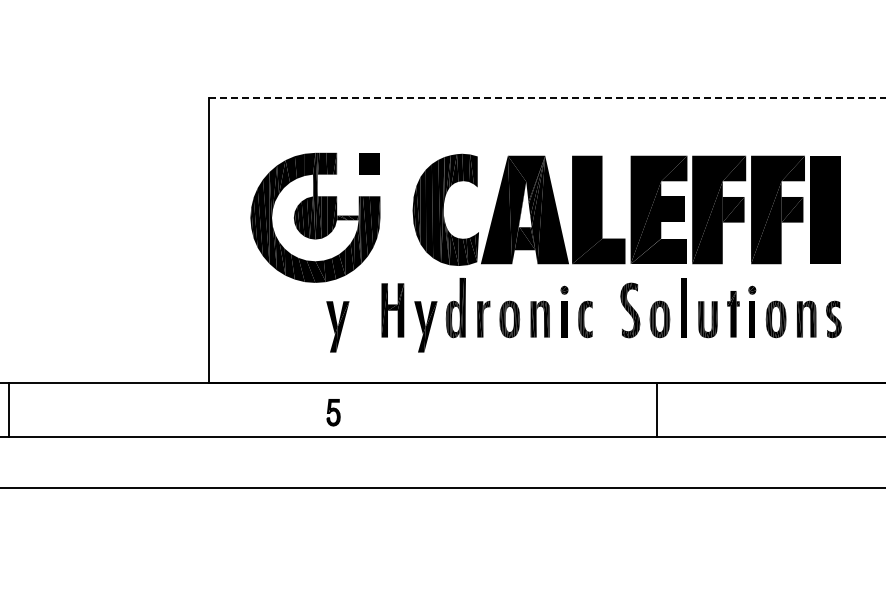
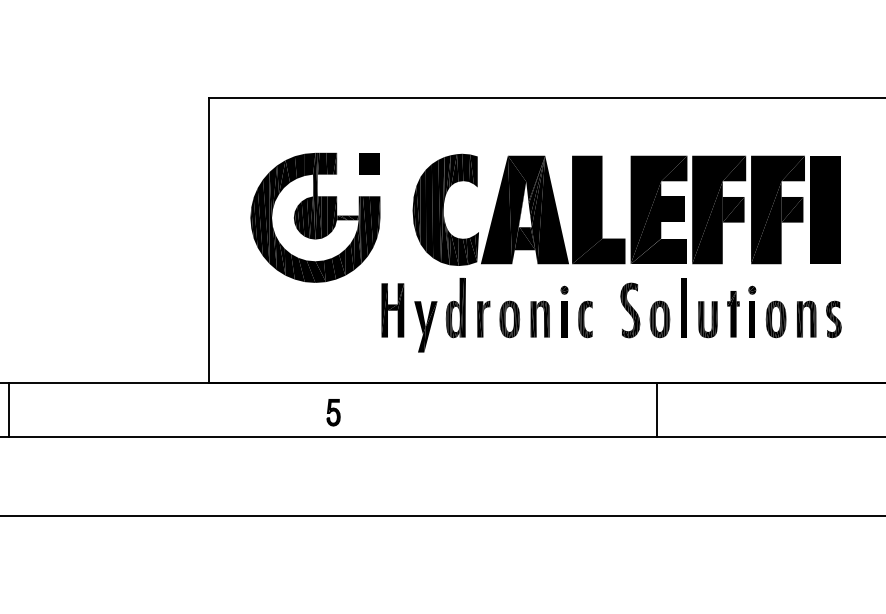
line: dashed -> solid (547, 97)
part: present -> none (337, 326)
line position: (442, 488) -> (442, 516) (442, 516)
